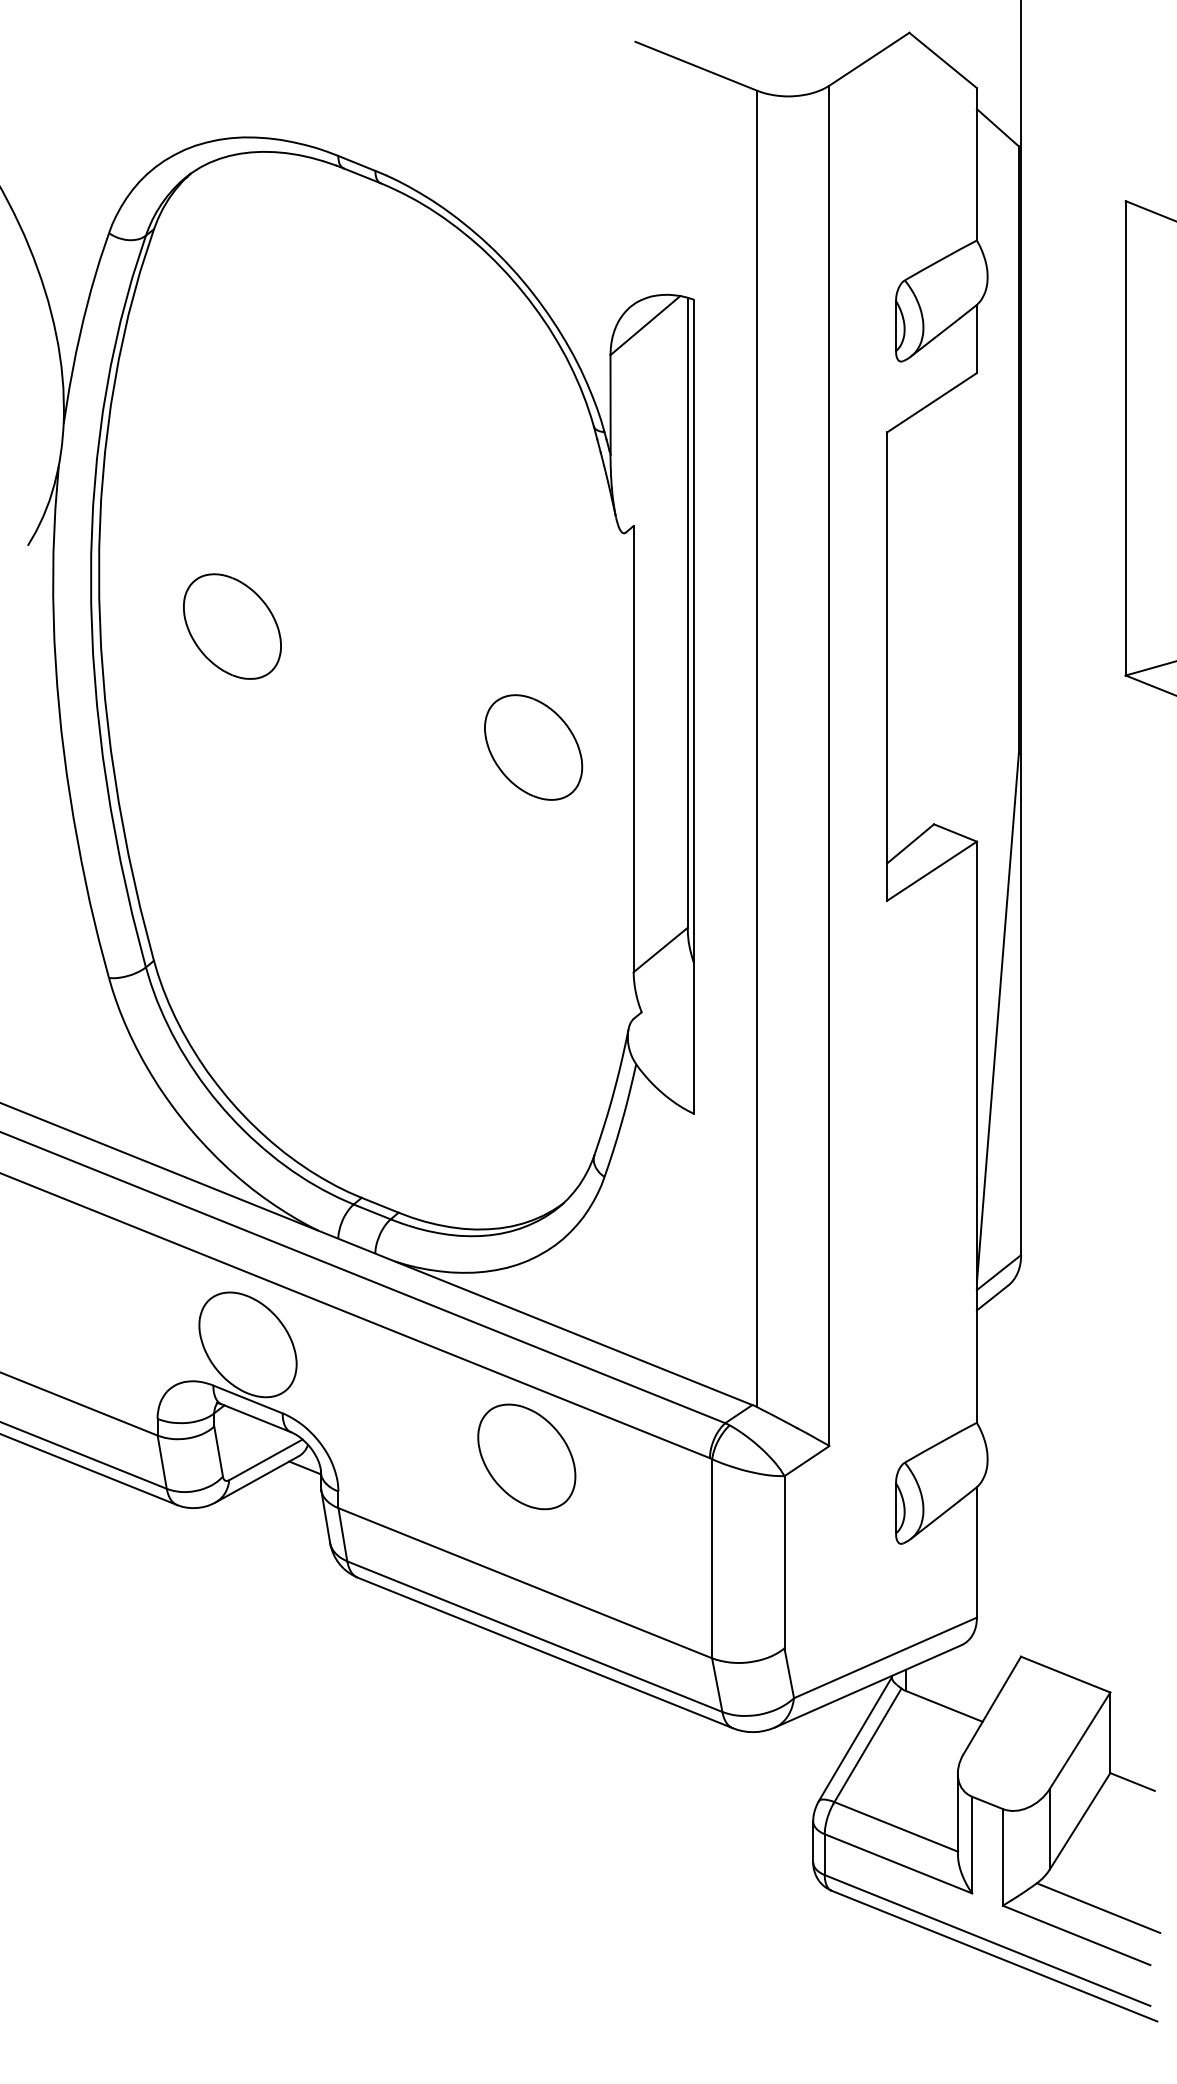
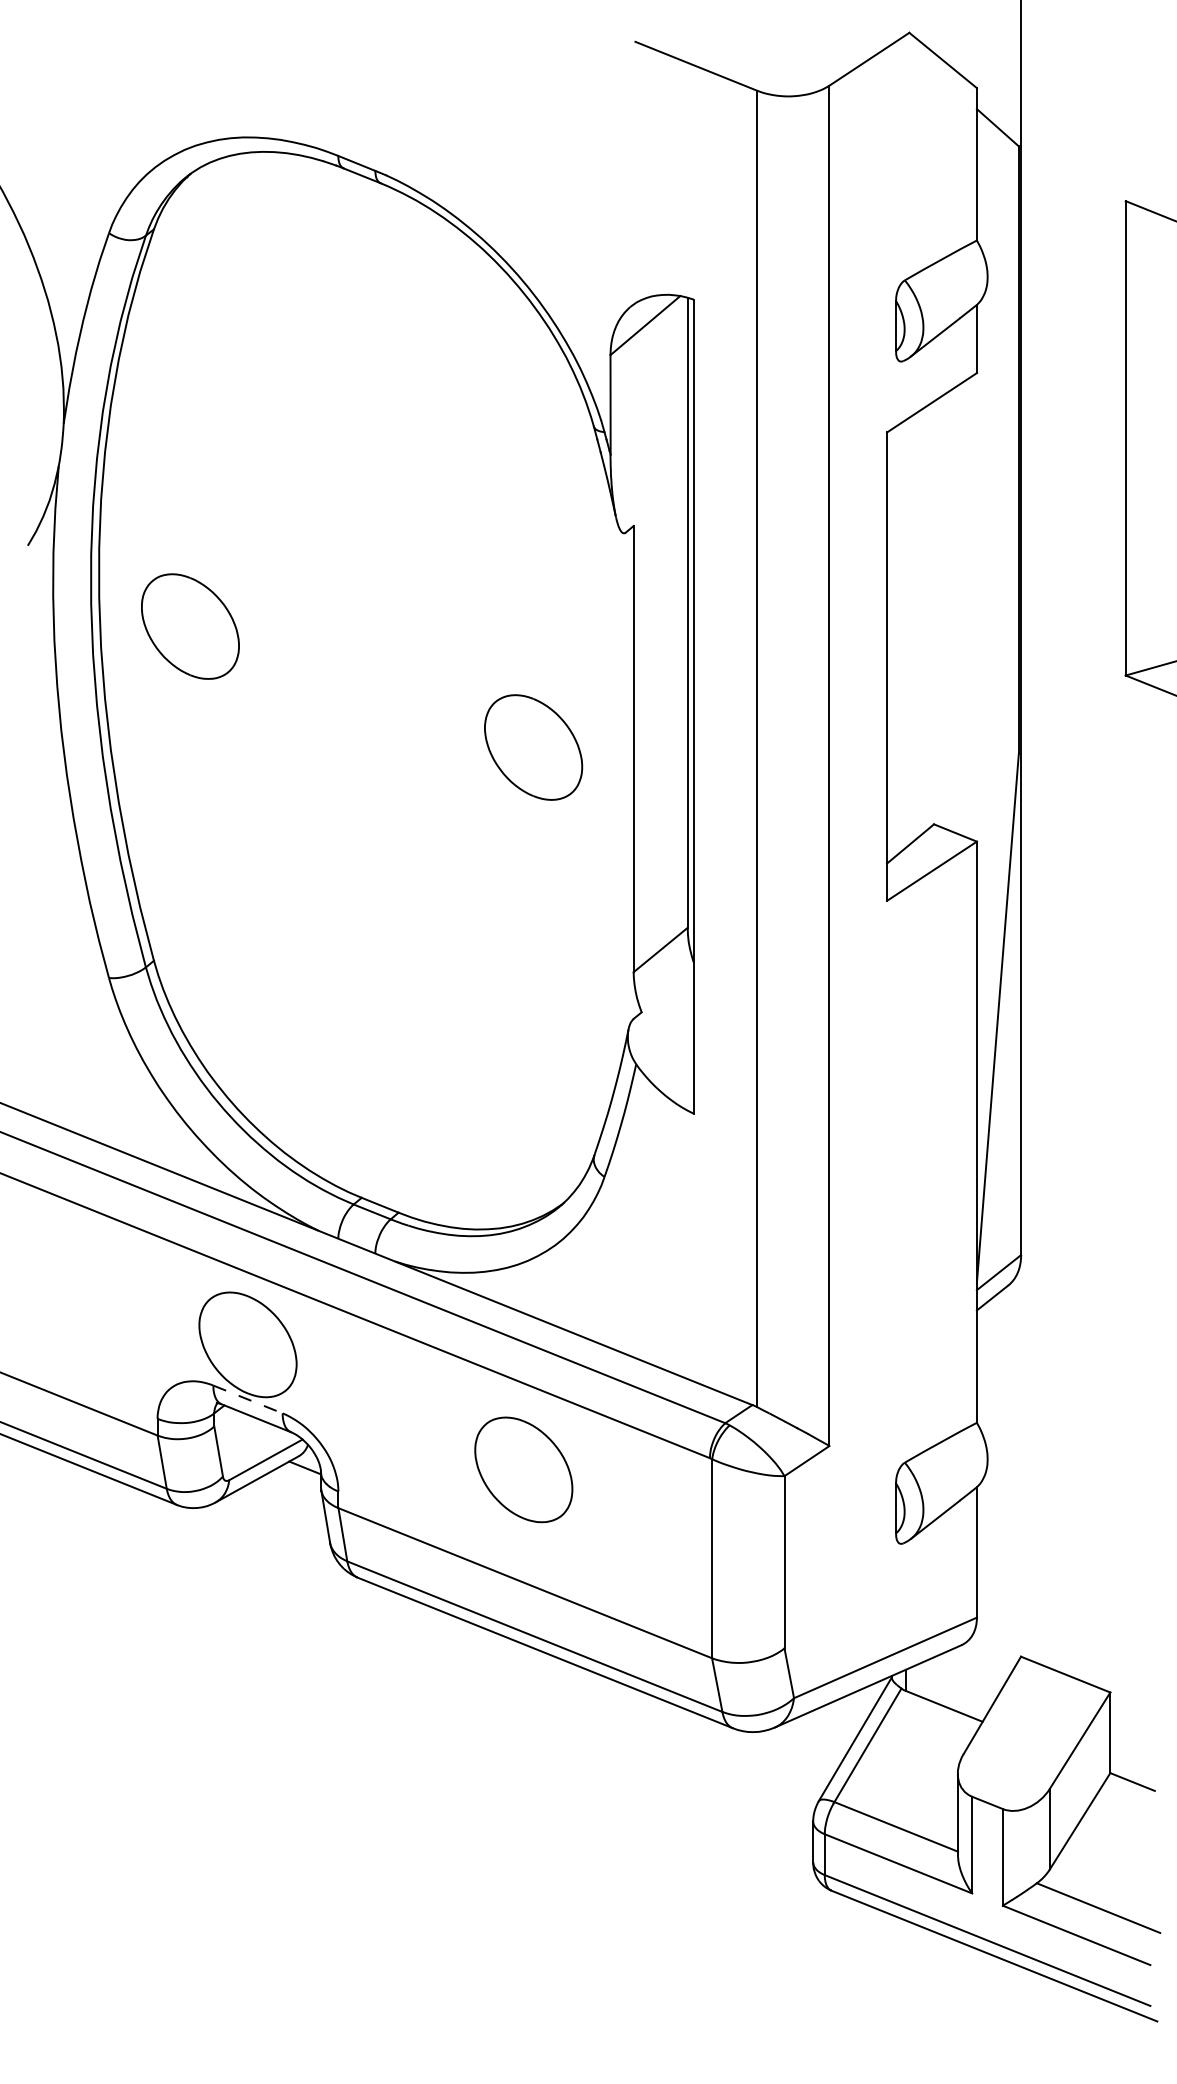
part position: (232, 626) -> (190, 626) (190, 626)
line: solid -> dashed (248, 1399)
part position: (526, 1456) -> (523, 1469) (523, 1469)
